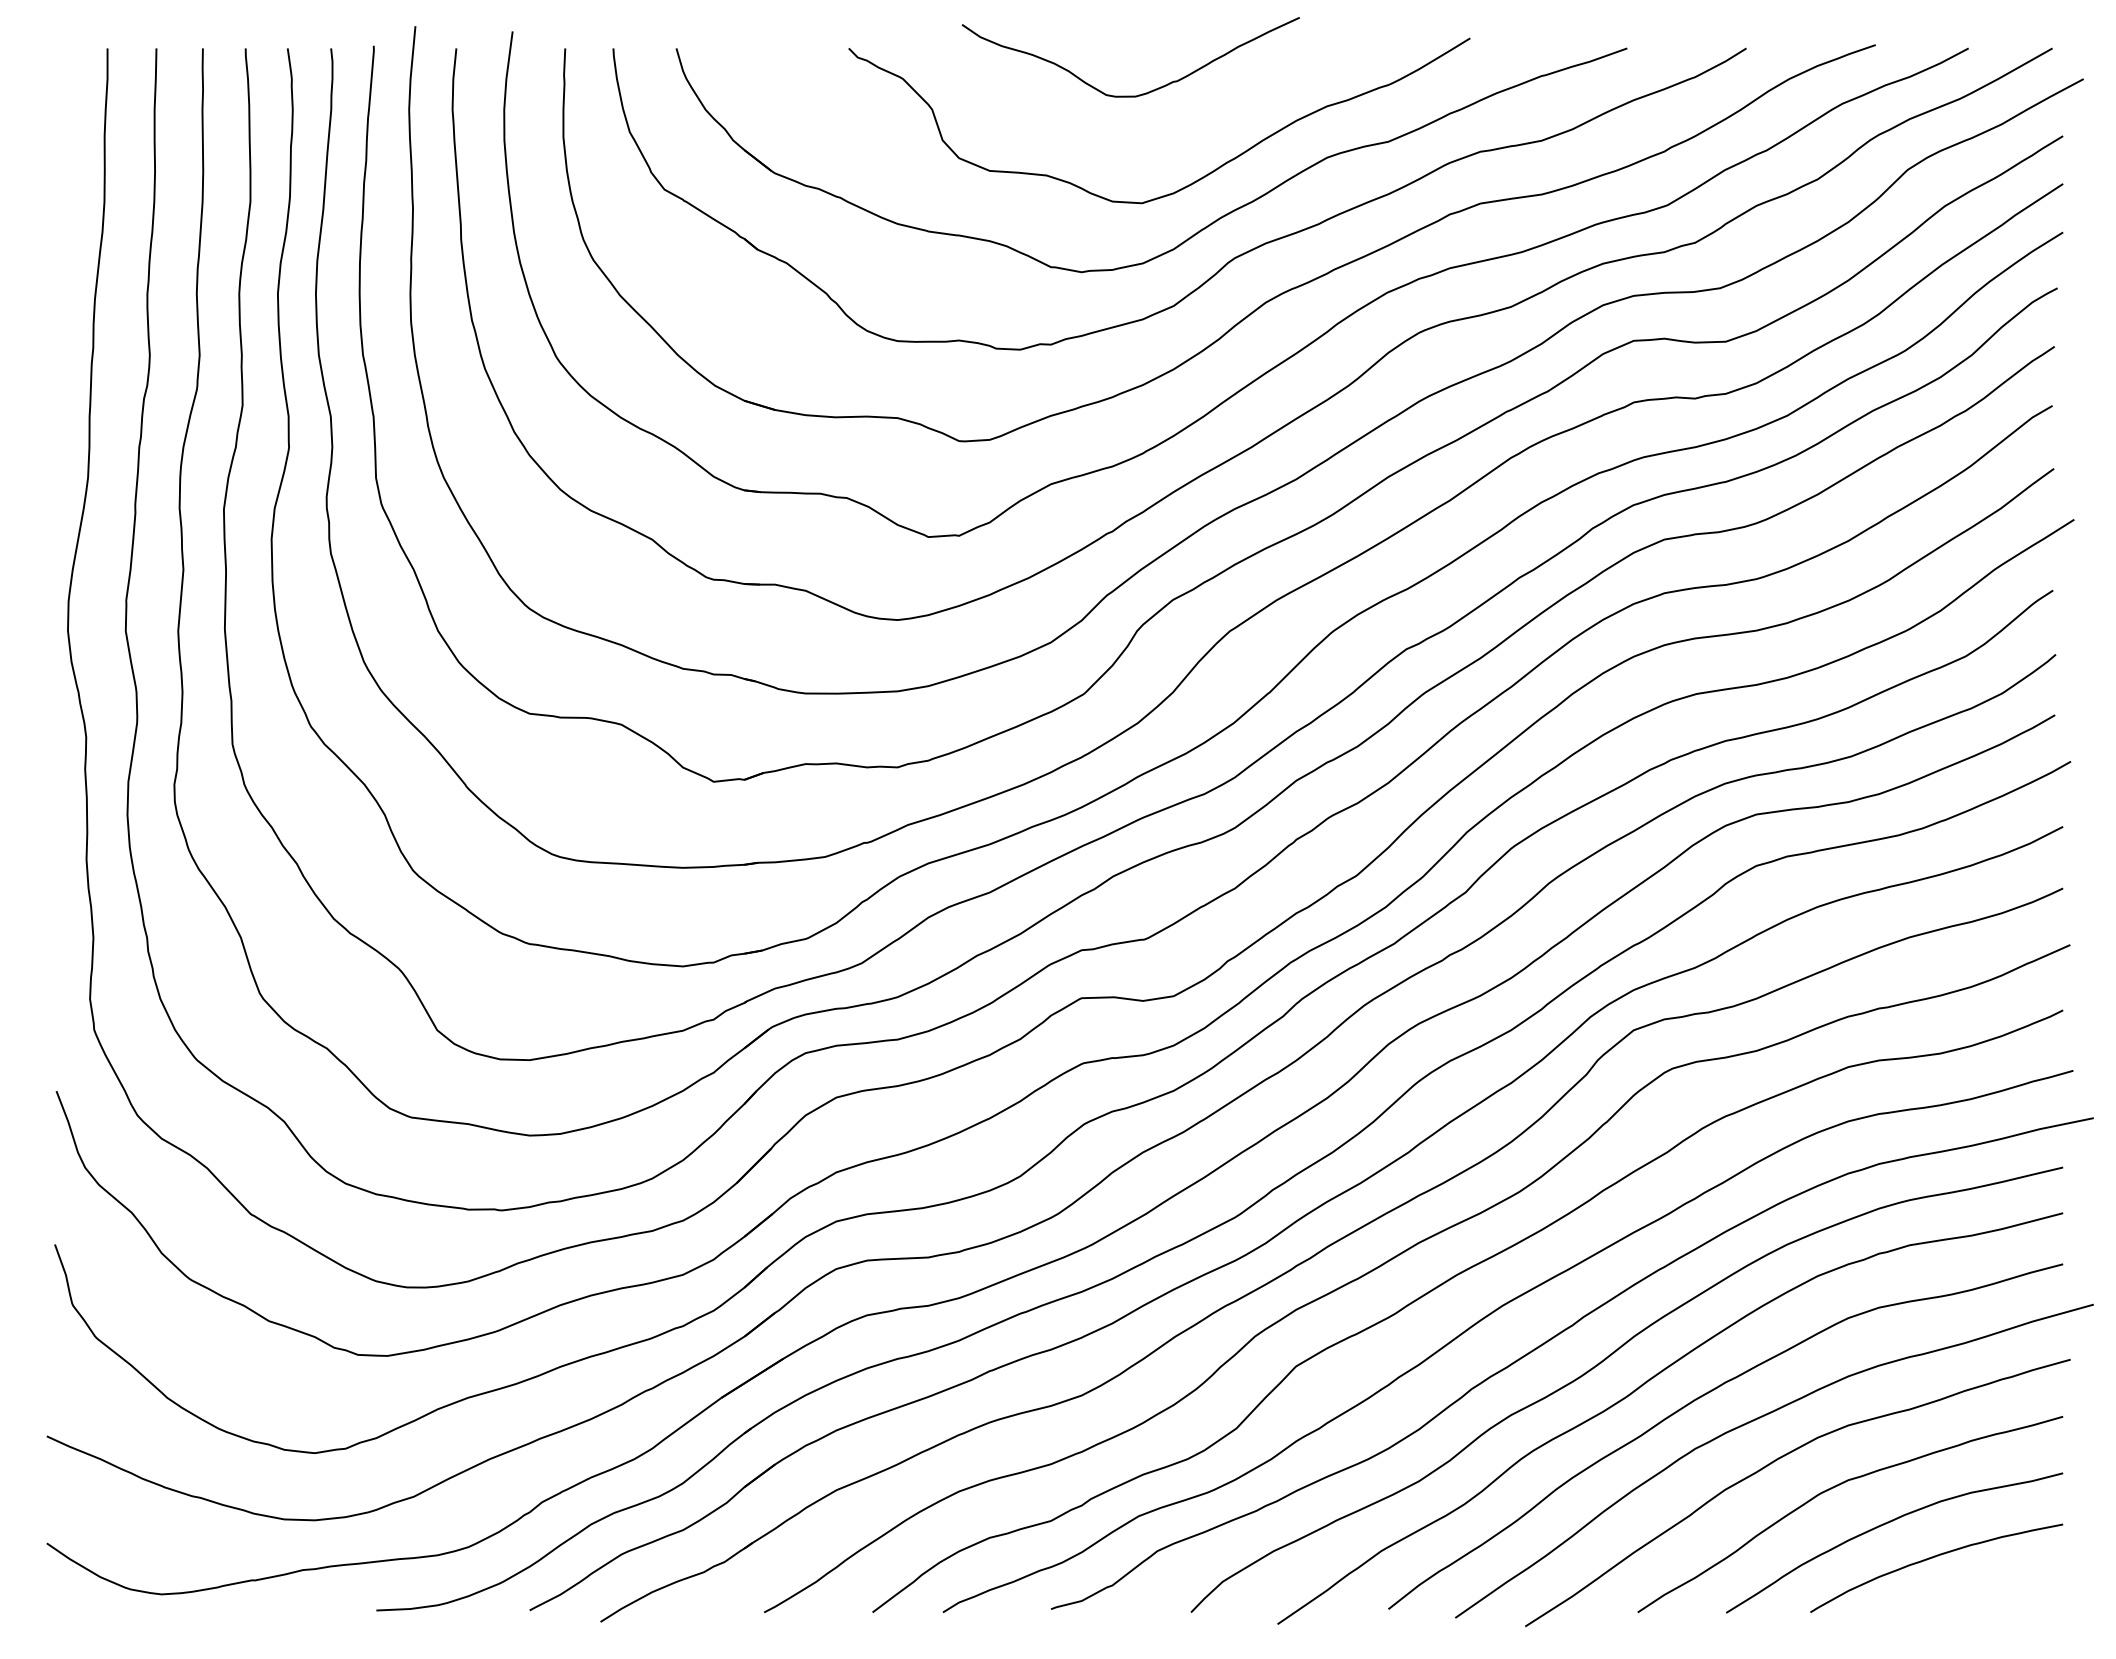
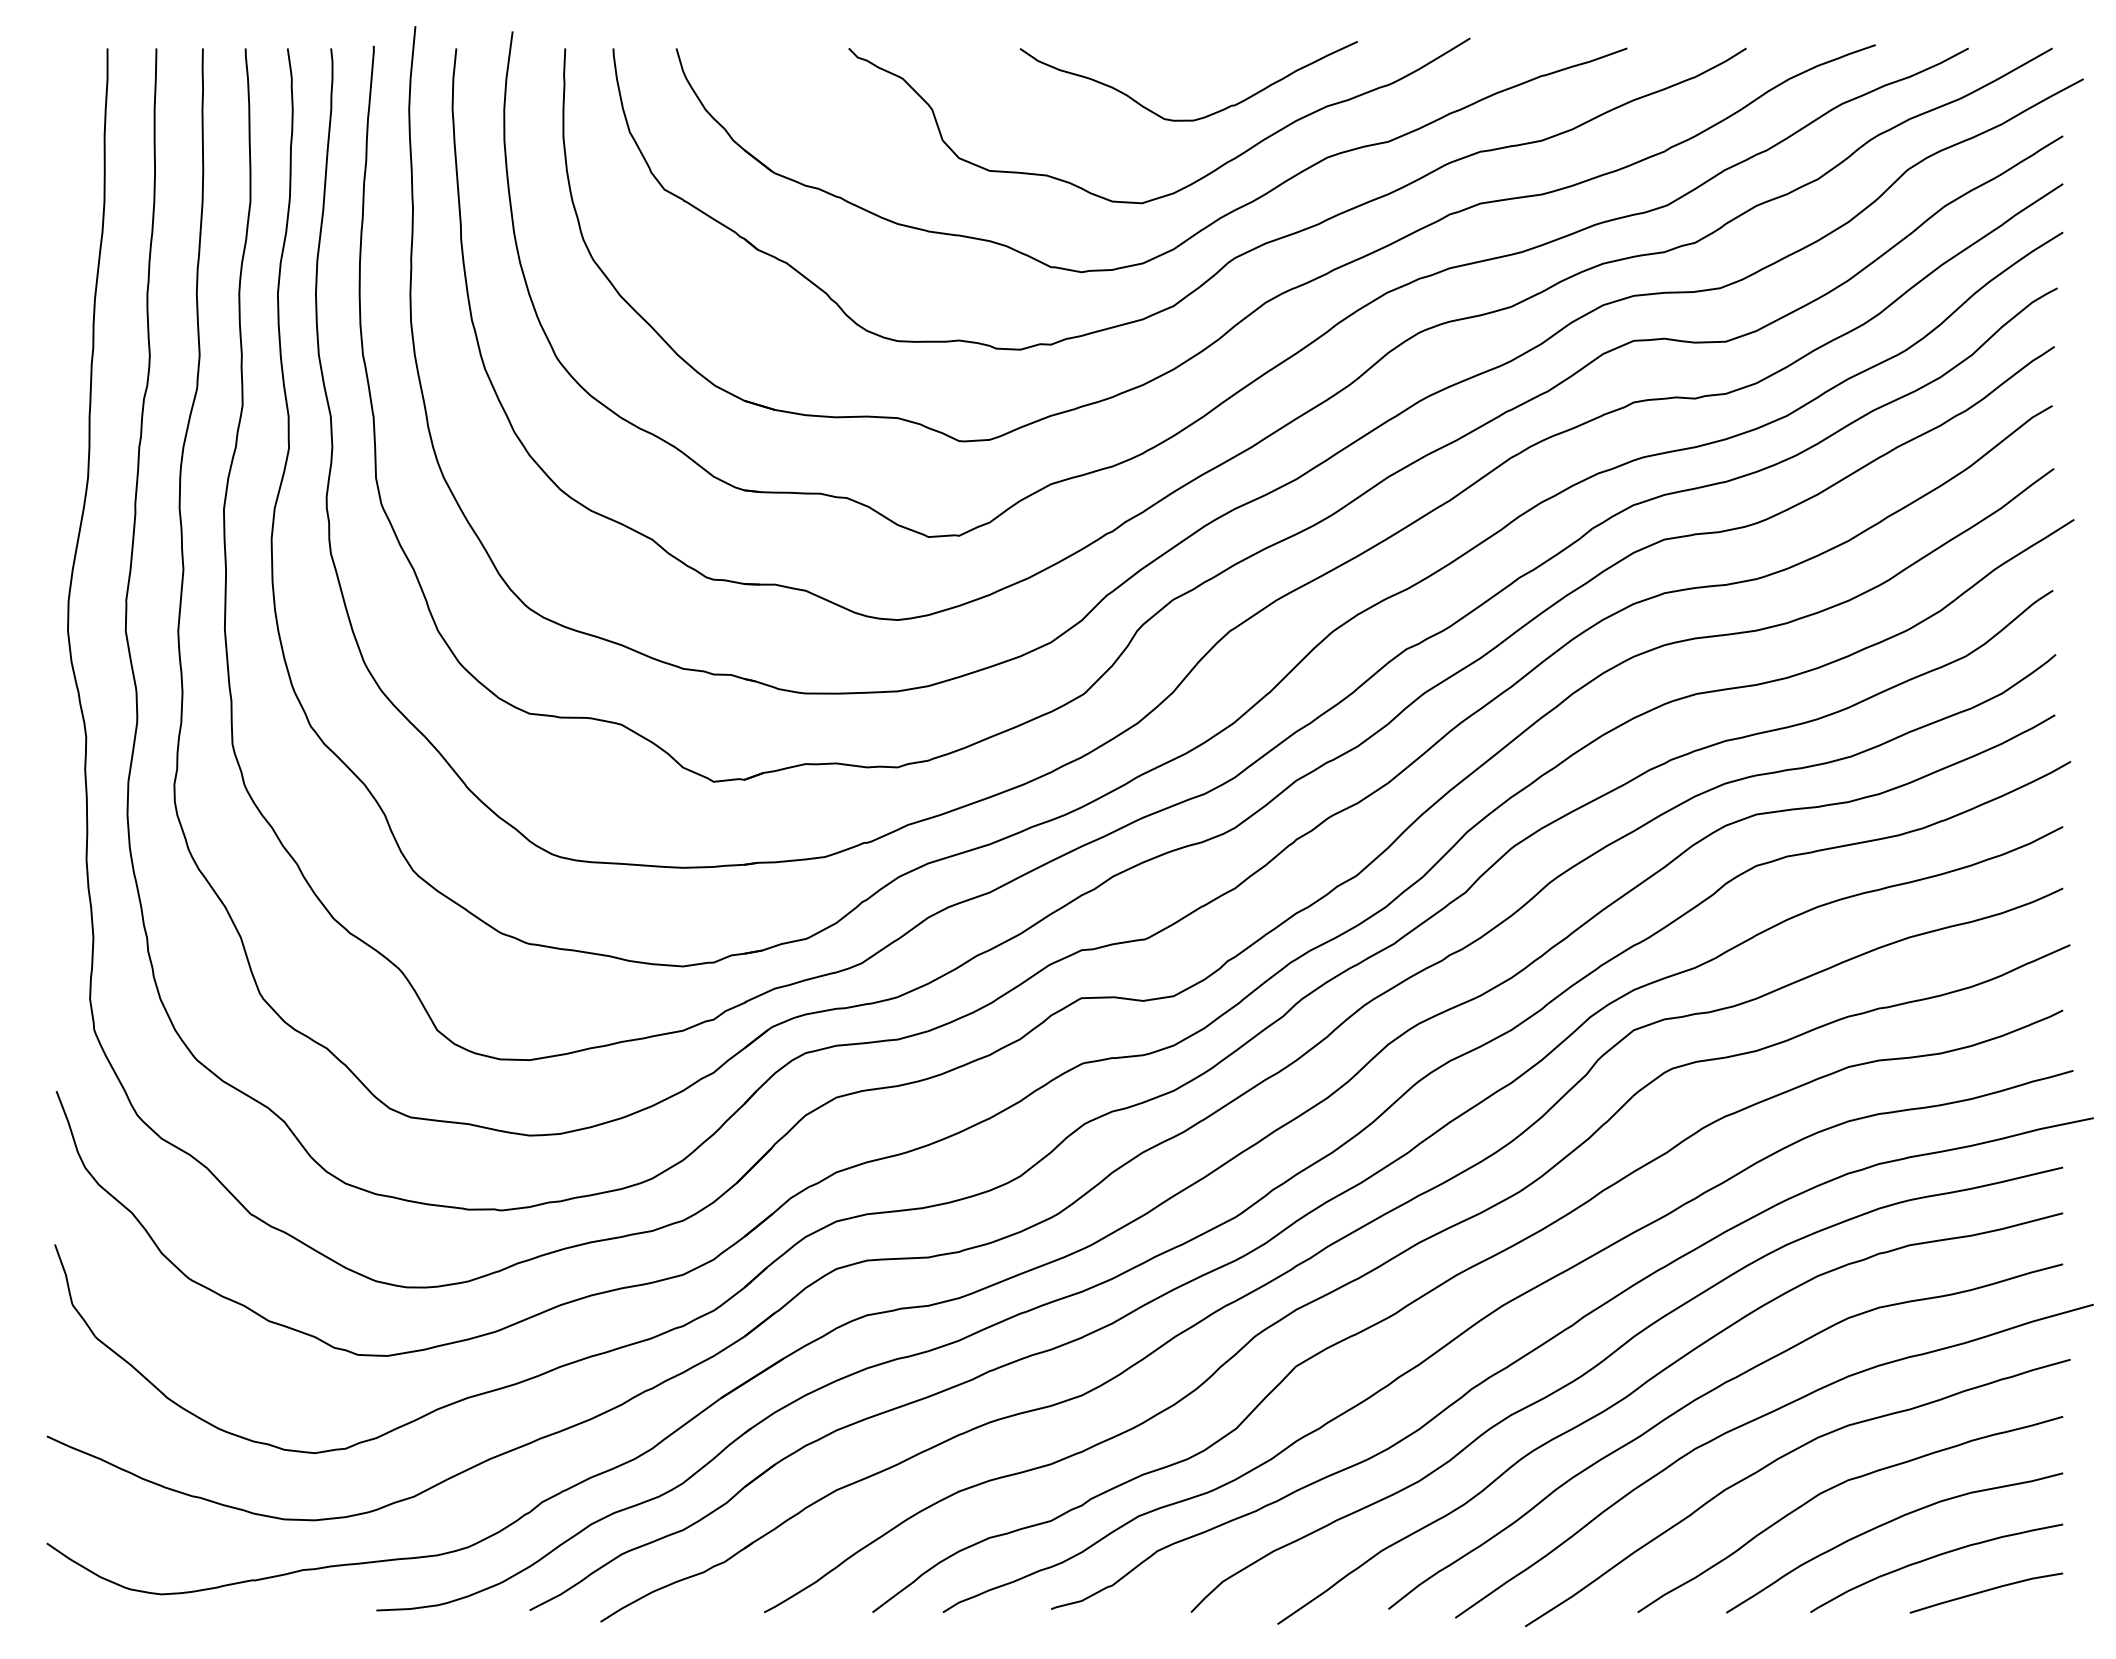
curve position: (1138, 94) -> (1196, 118) (1196, 118)
line: none -> present (1986, 1591)
